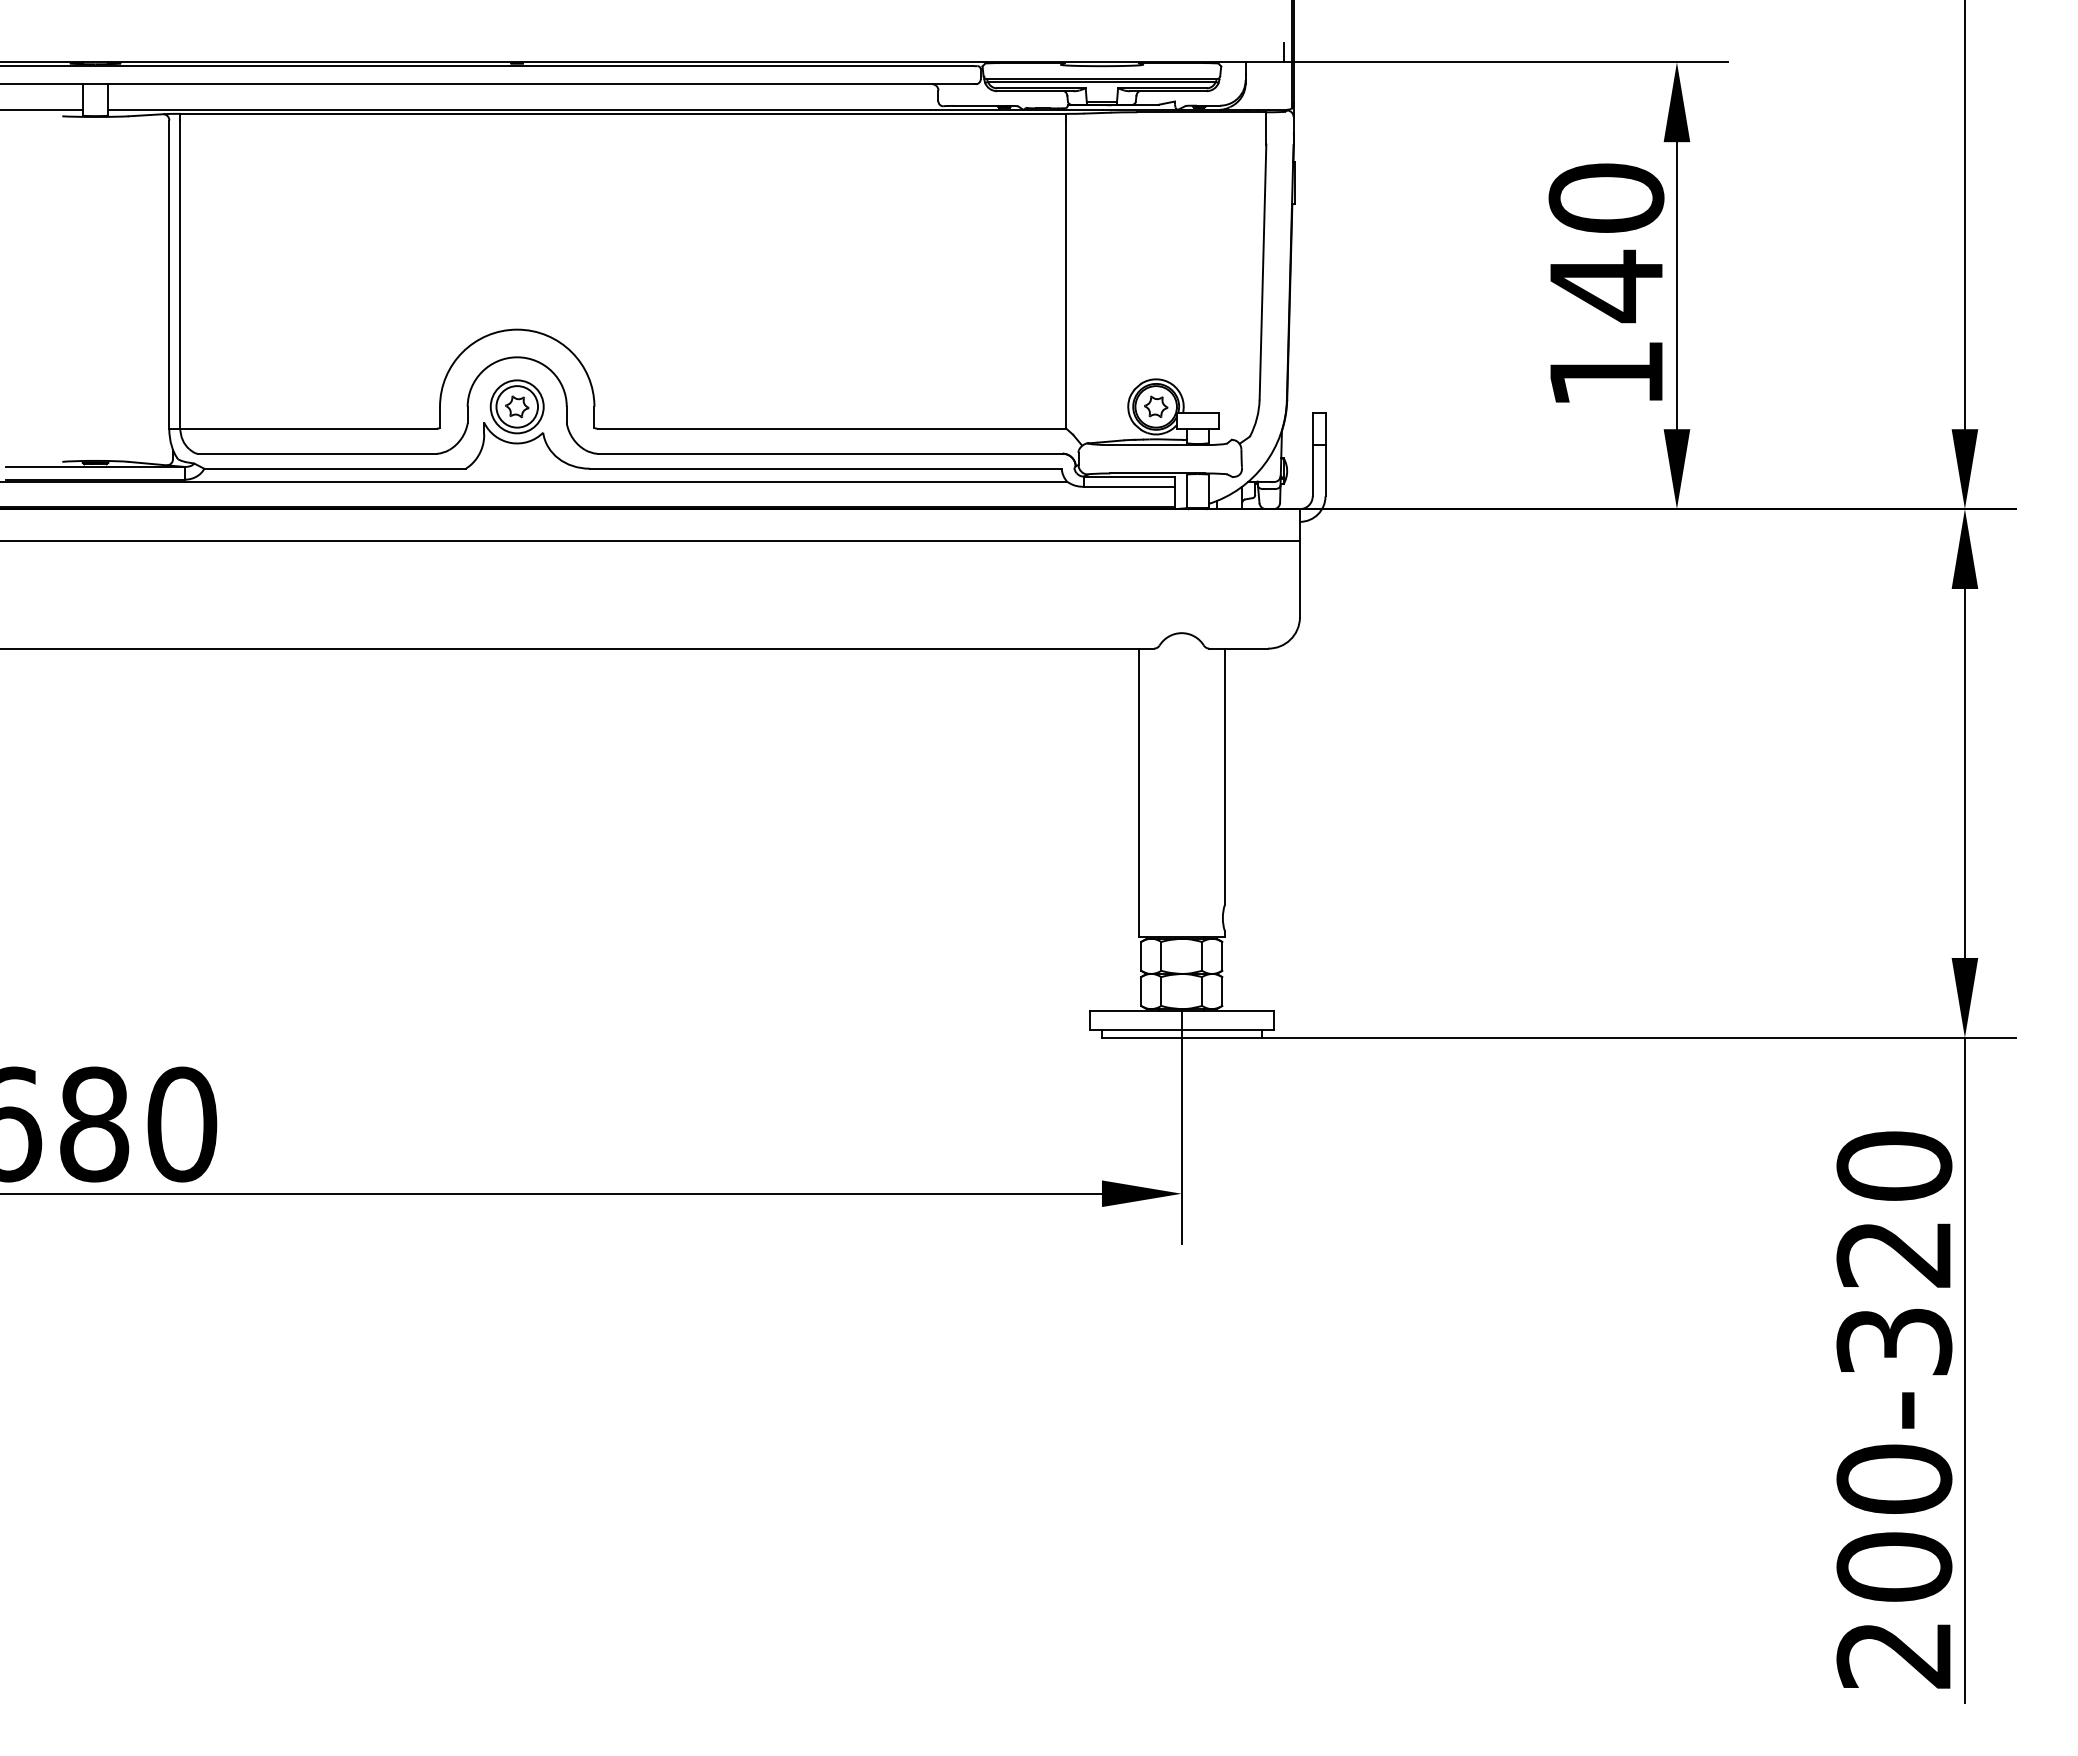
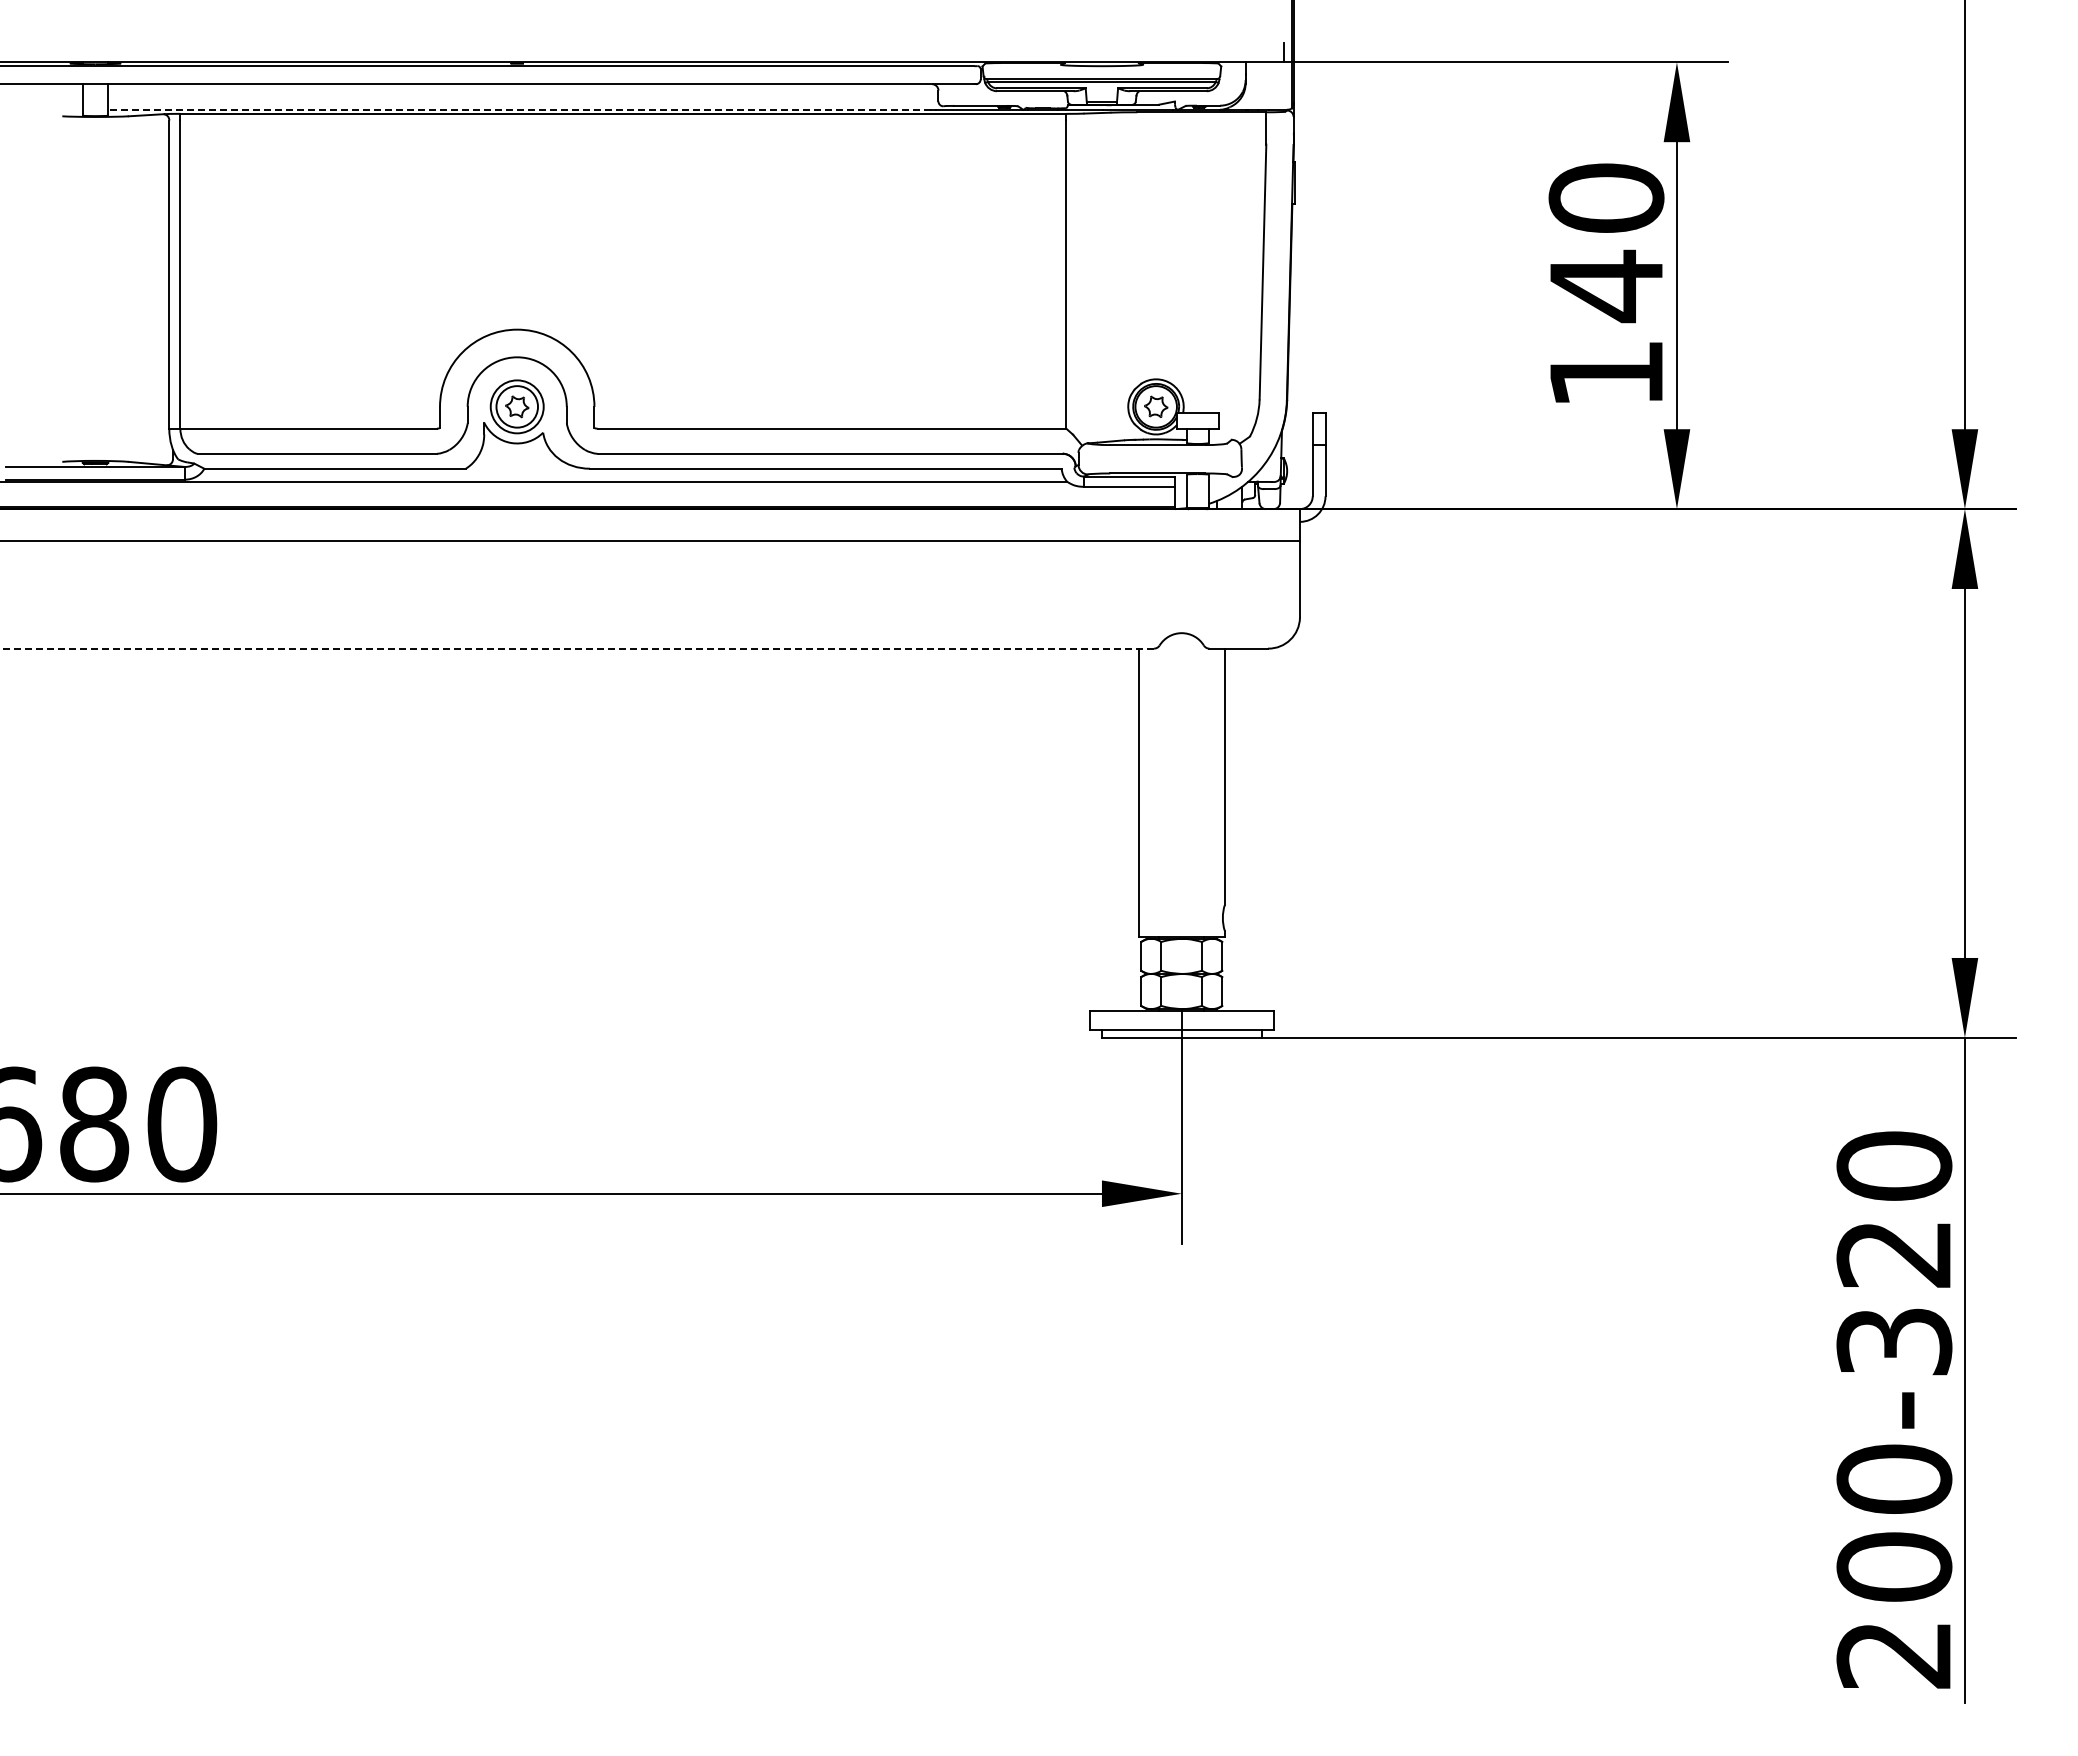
line: present -> none (42, 109)
line: solid -> dashed (519, 109)
line: solid -> dashed (577, 648)
